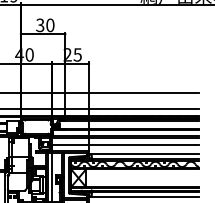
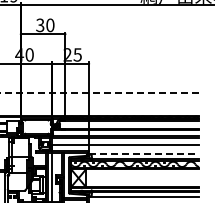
line: solid -> dashed (100, 93)
line: present -> none (100, 109)
line: solid -> dashed (144, 154)
